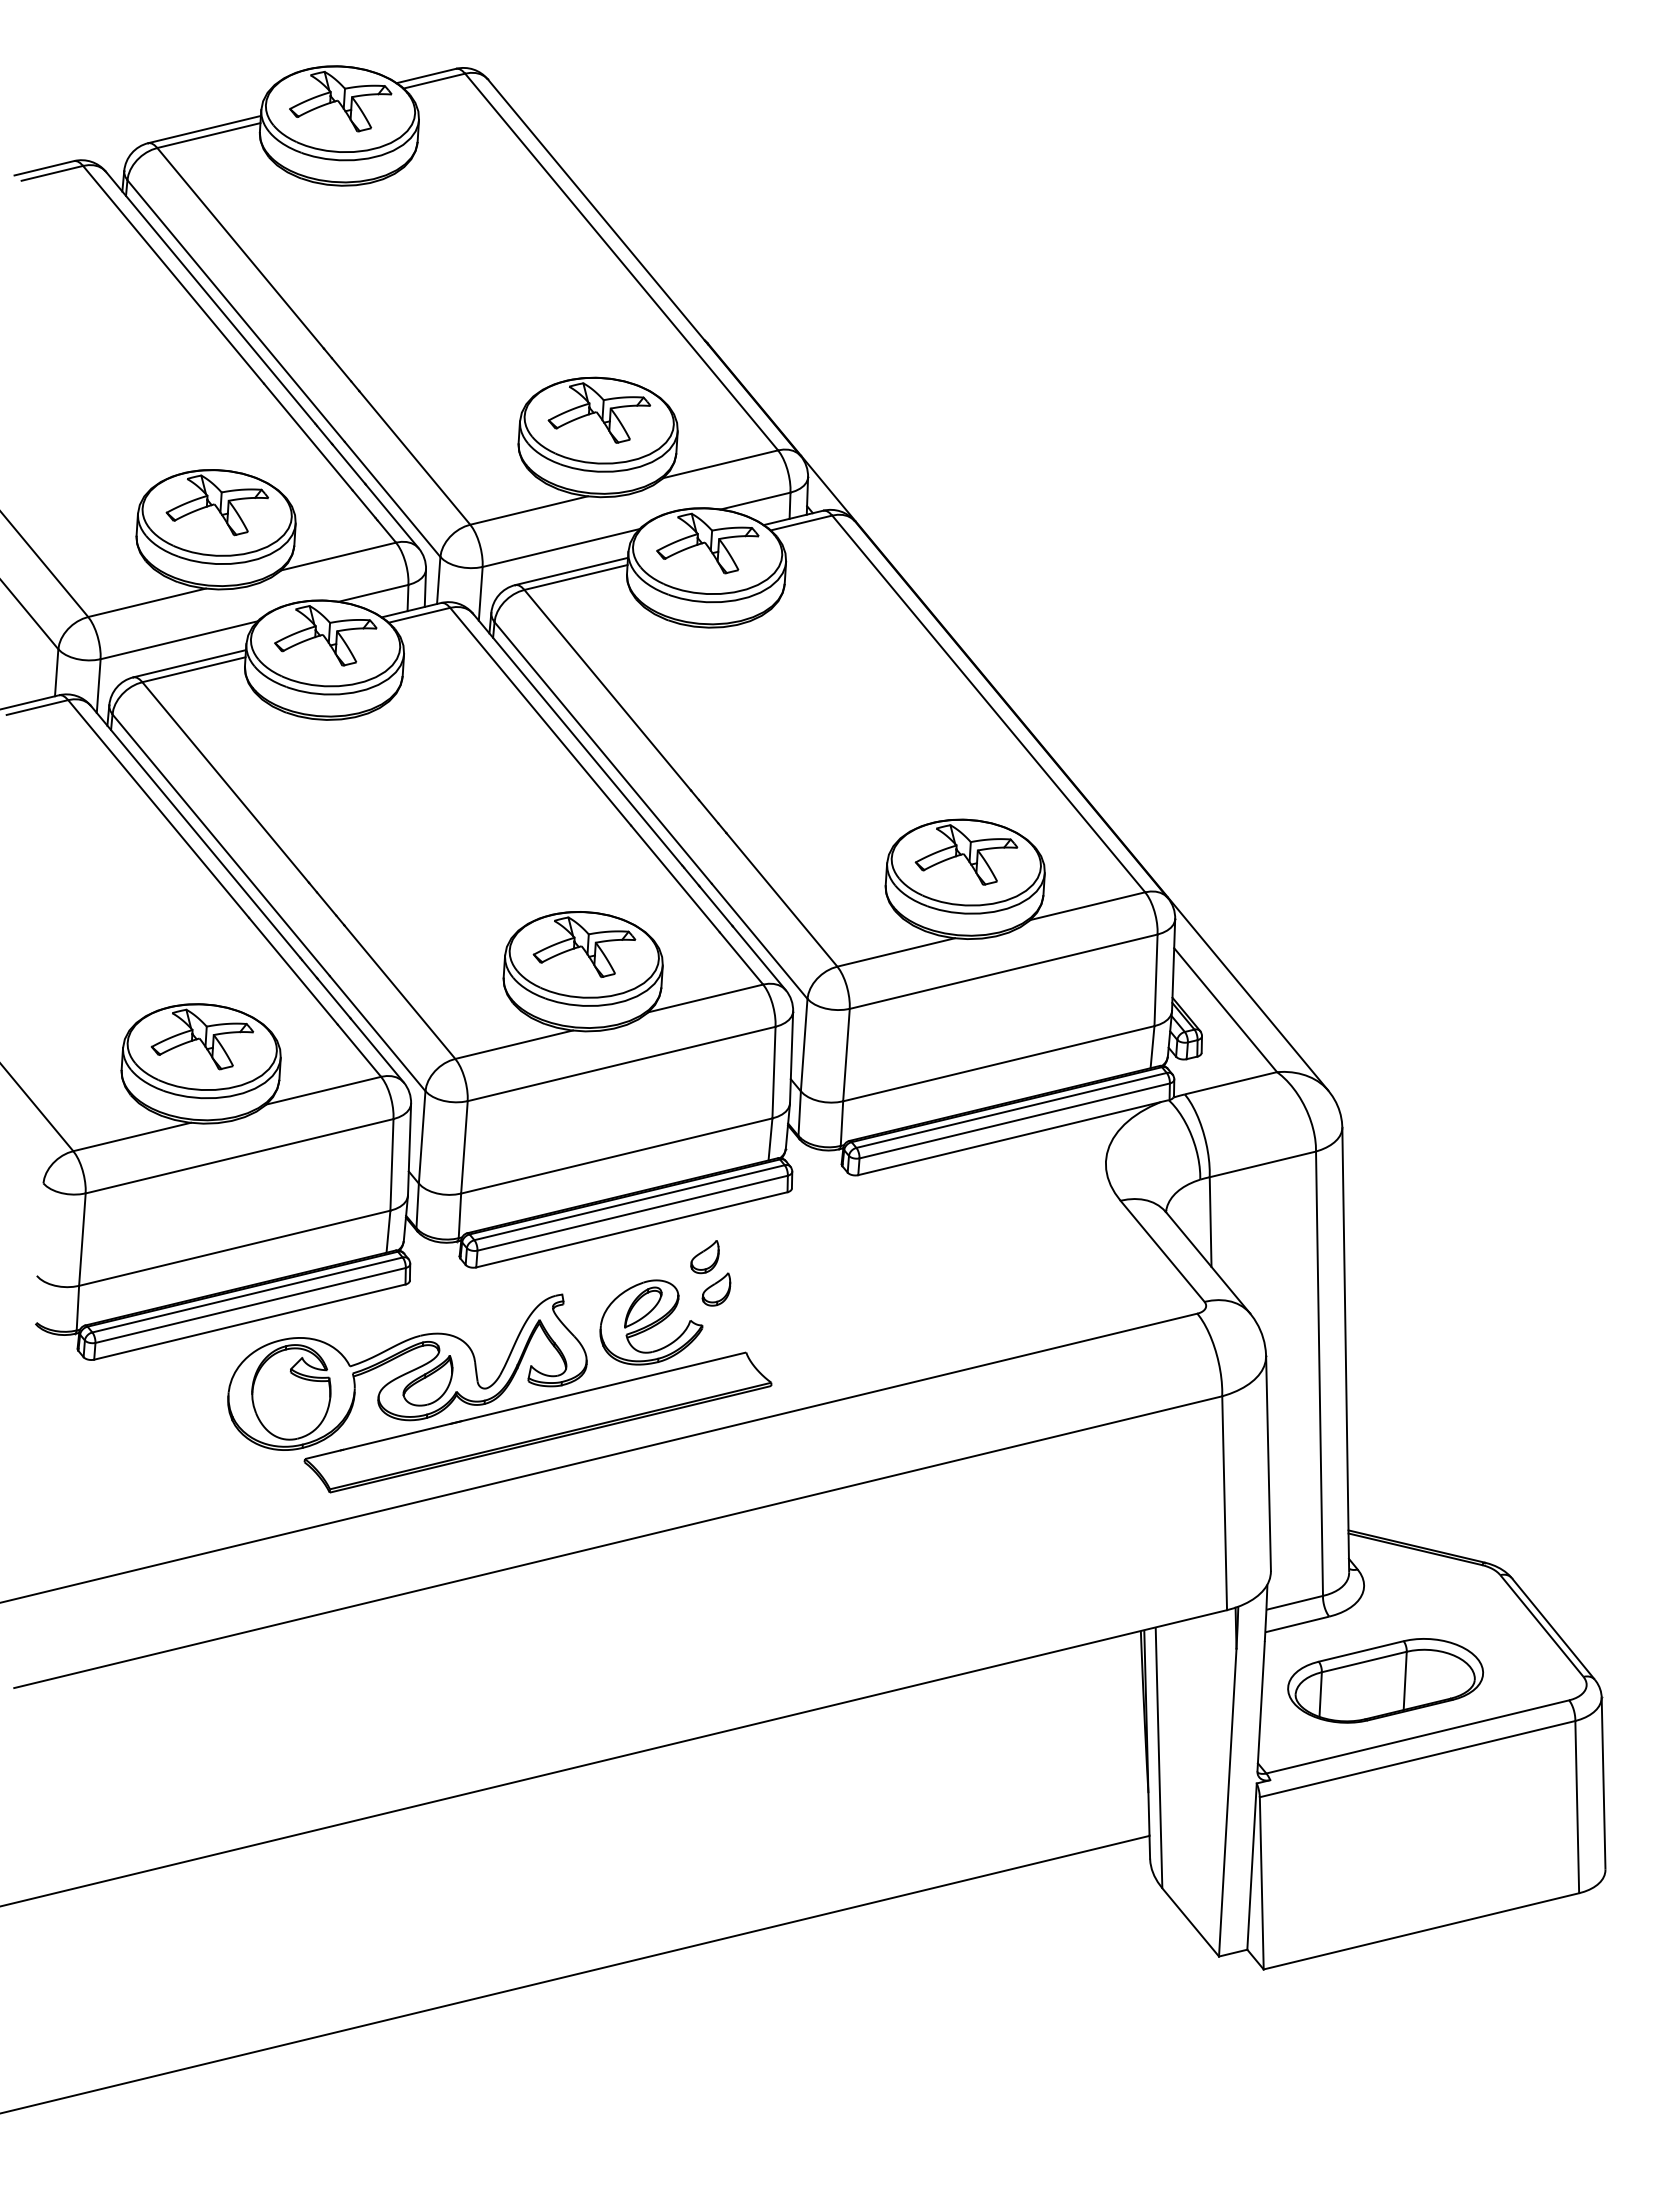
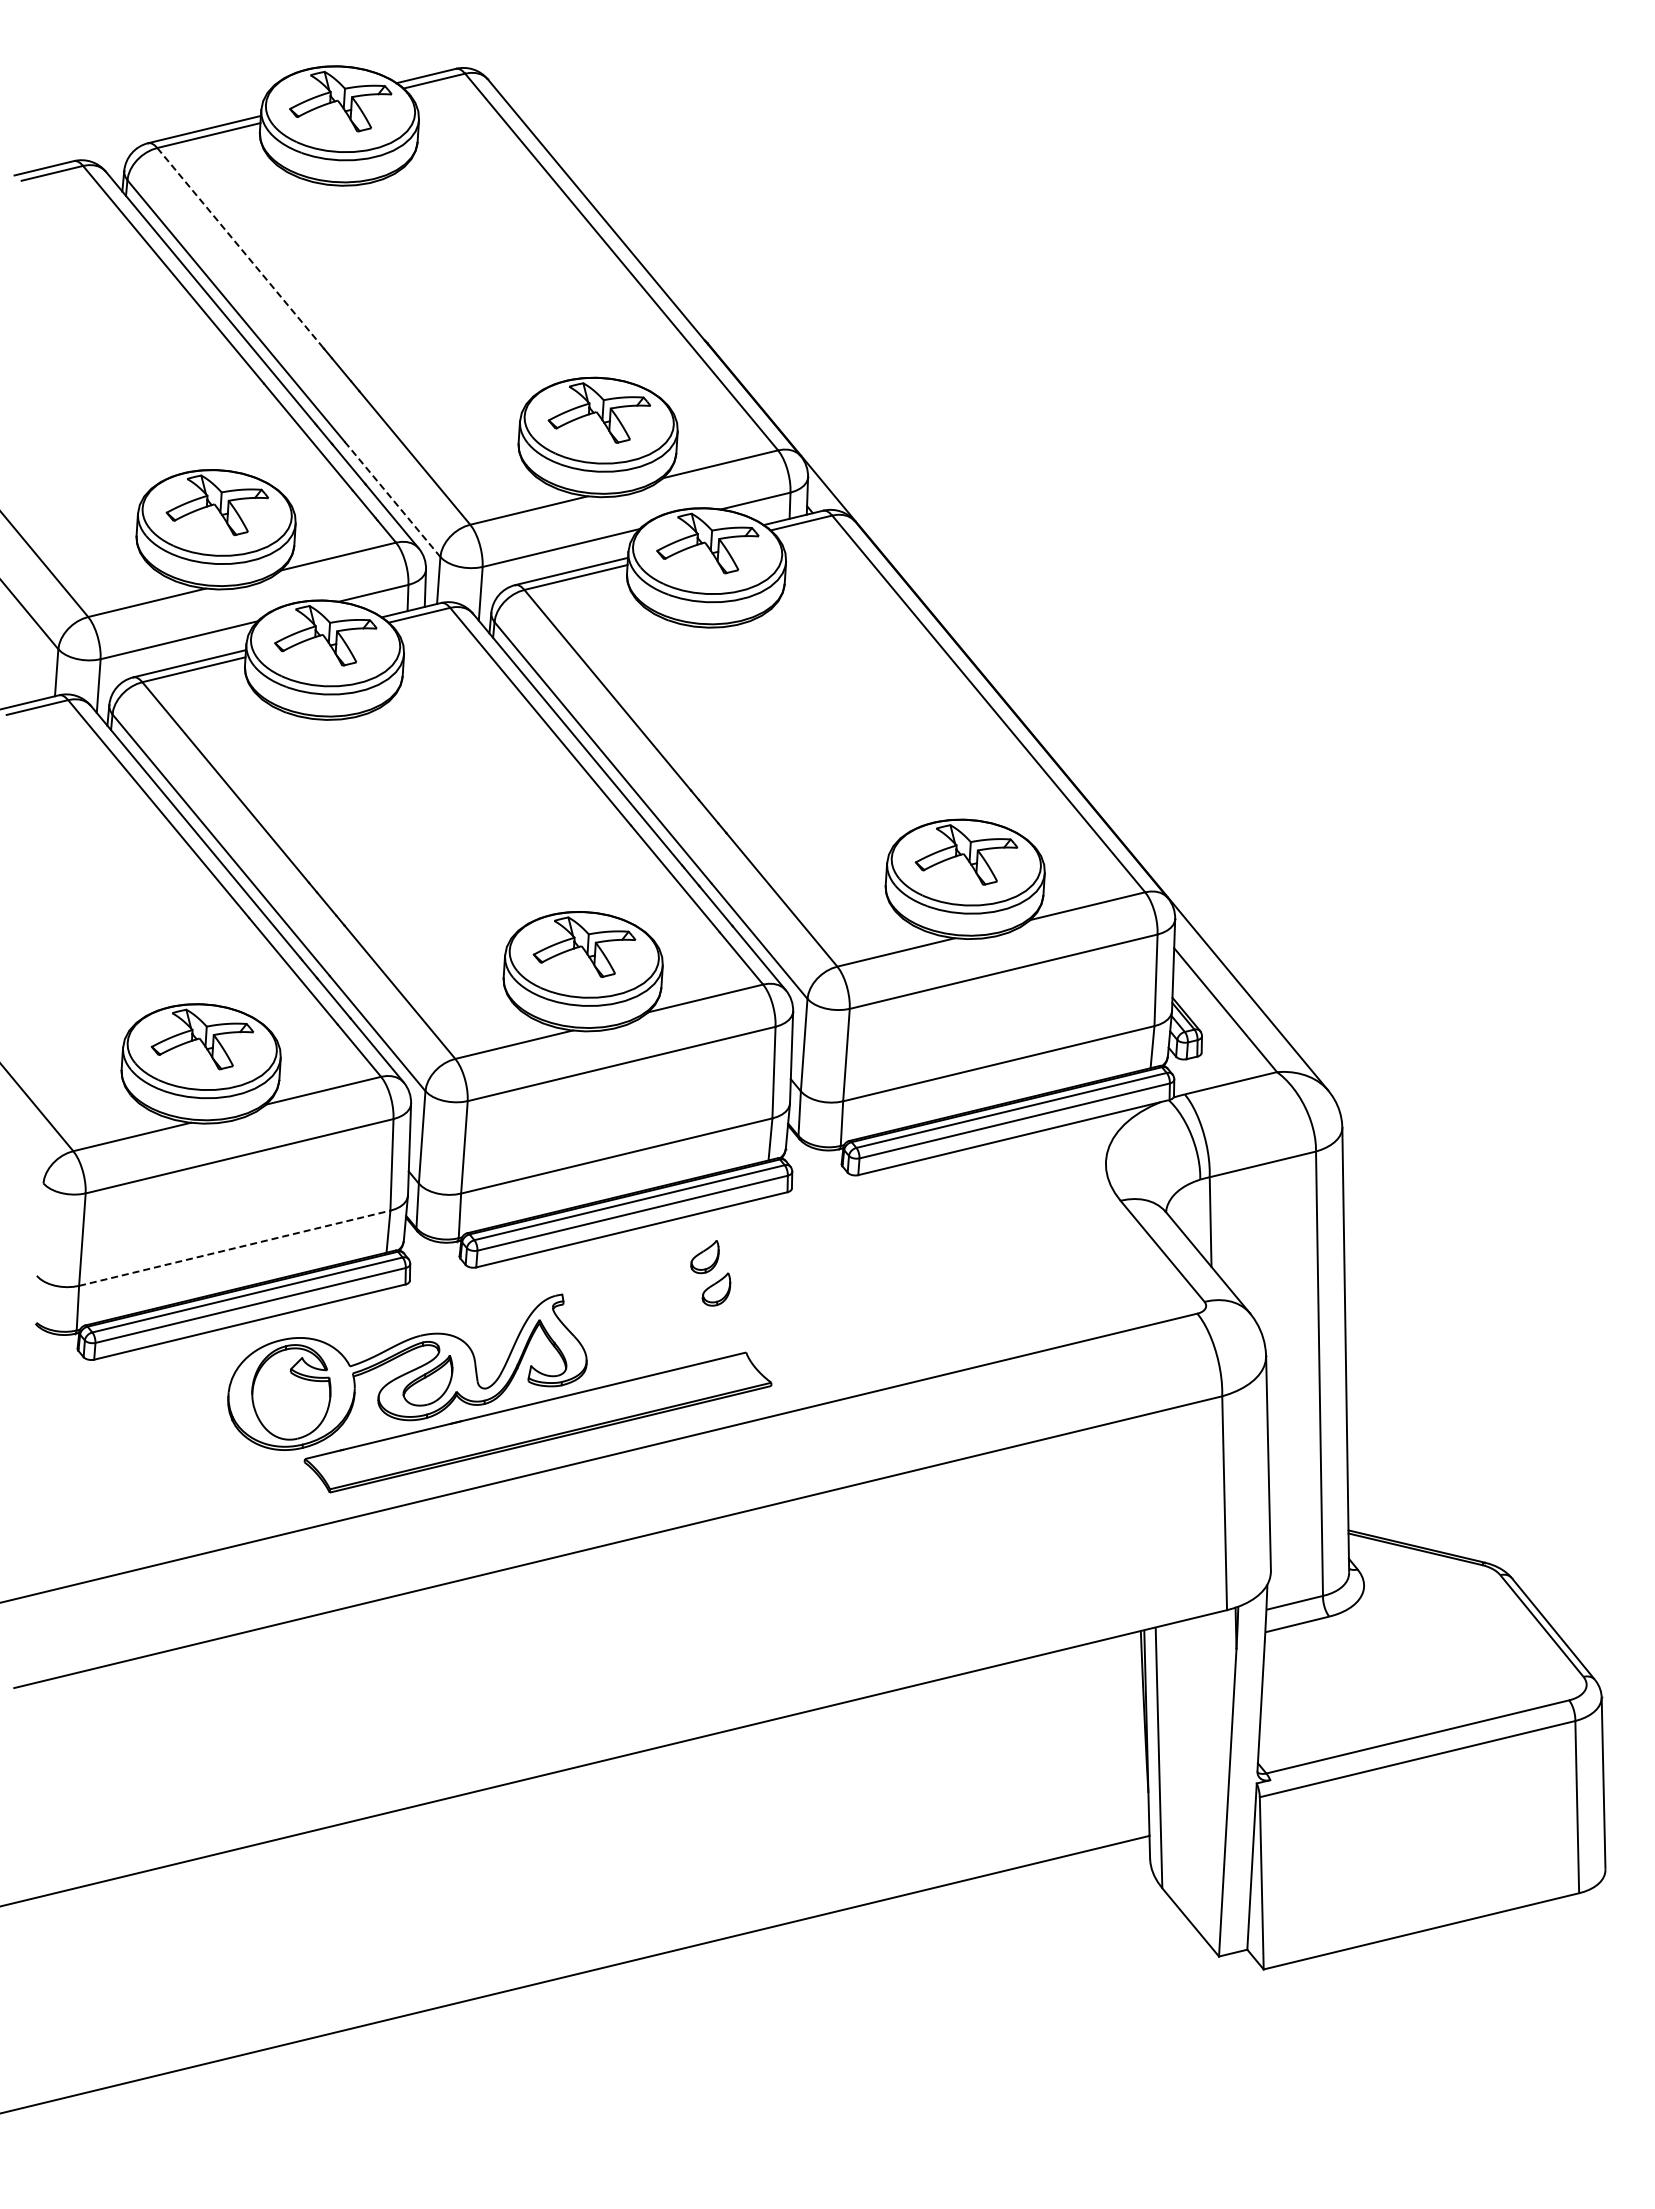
line: solid -> dashed (240, 248)
line: solid -> dashed (392, 499)
line: solid -> dashed (235, 1248)
part: present -> none (651, 1322)
part: present -> none (1385, 1680)
